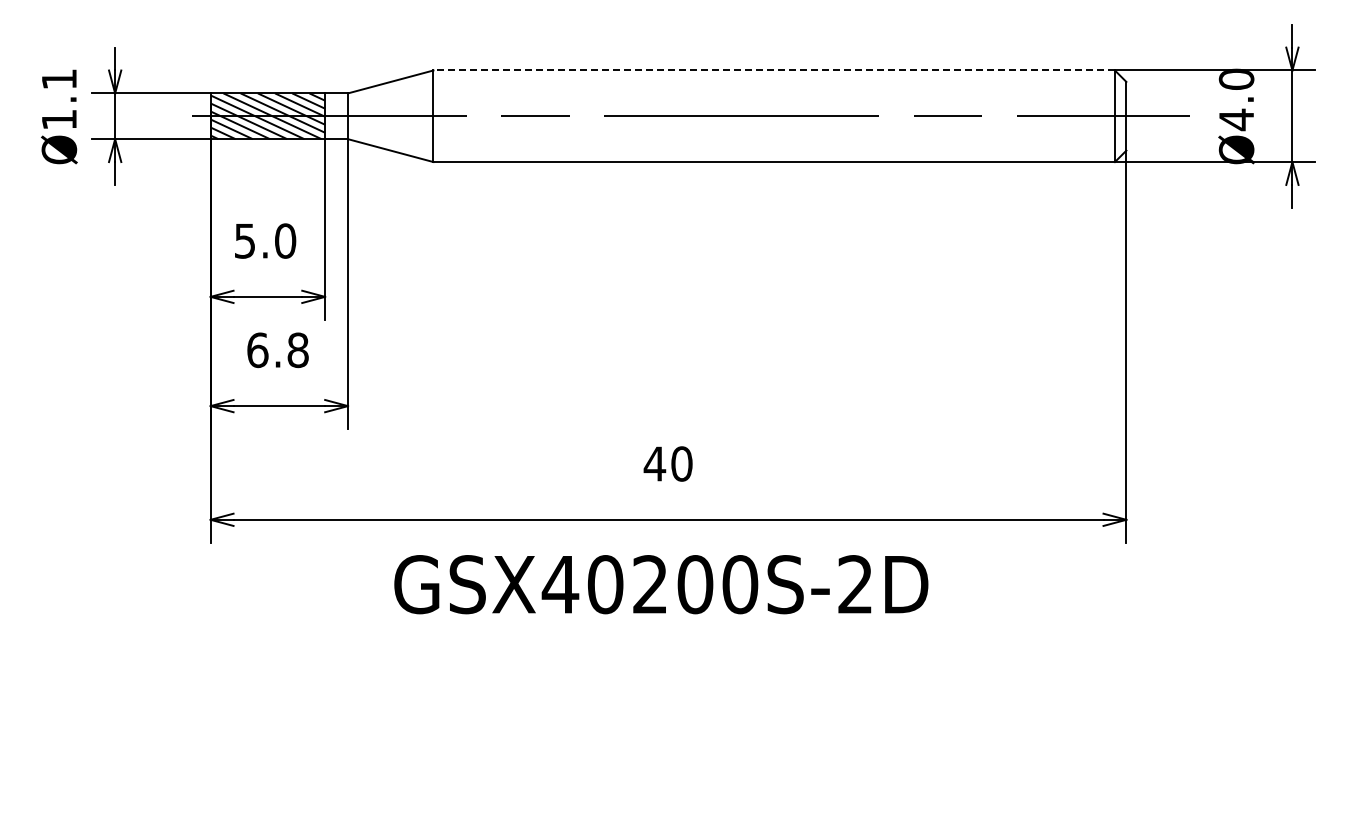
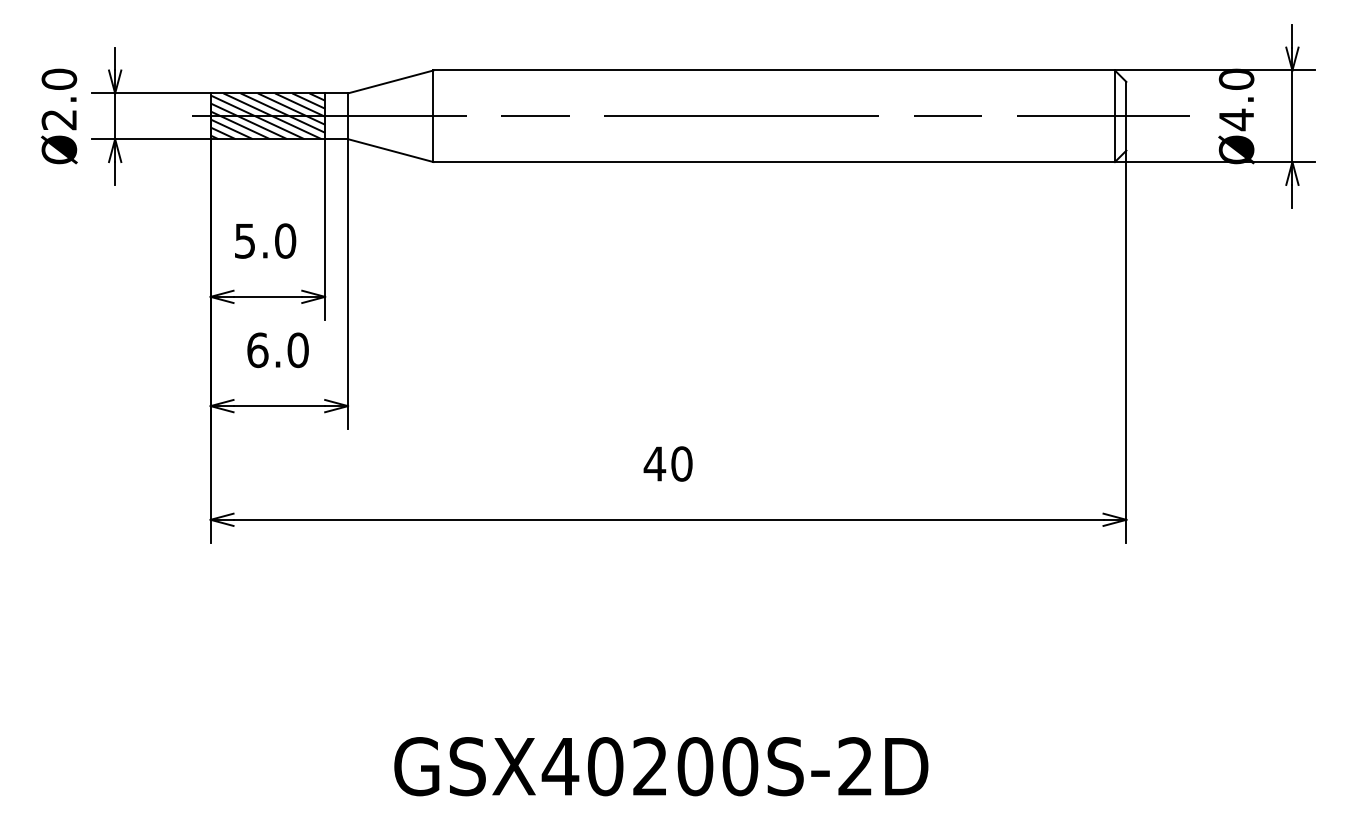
line: dashed -> solid (774, 70)
text: Ø1.1 -> Ø2.0 (59, 99)
text: 6.8 -> 6.0 (297, 349)
text position: (661, 584) -> (661, 766) (661, 766)
